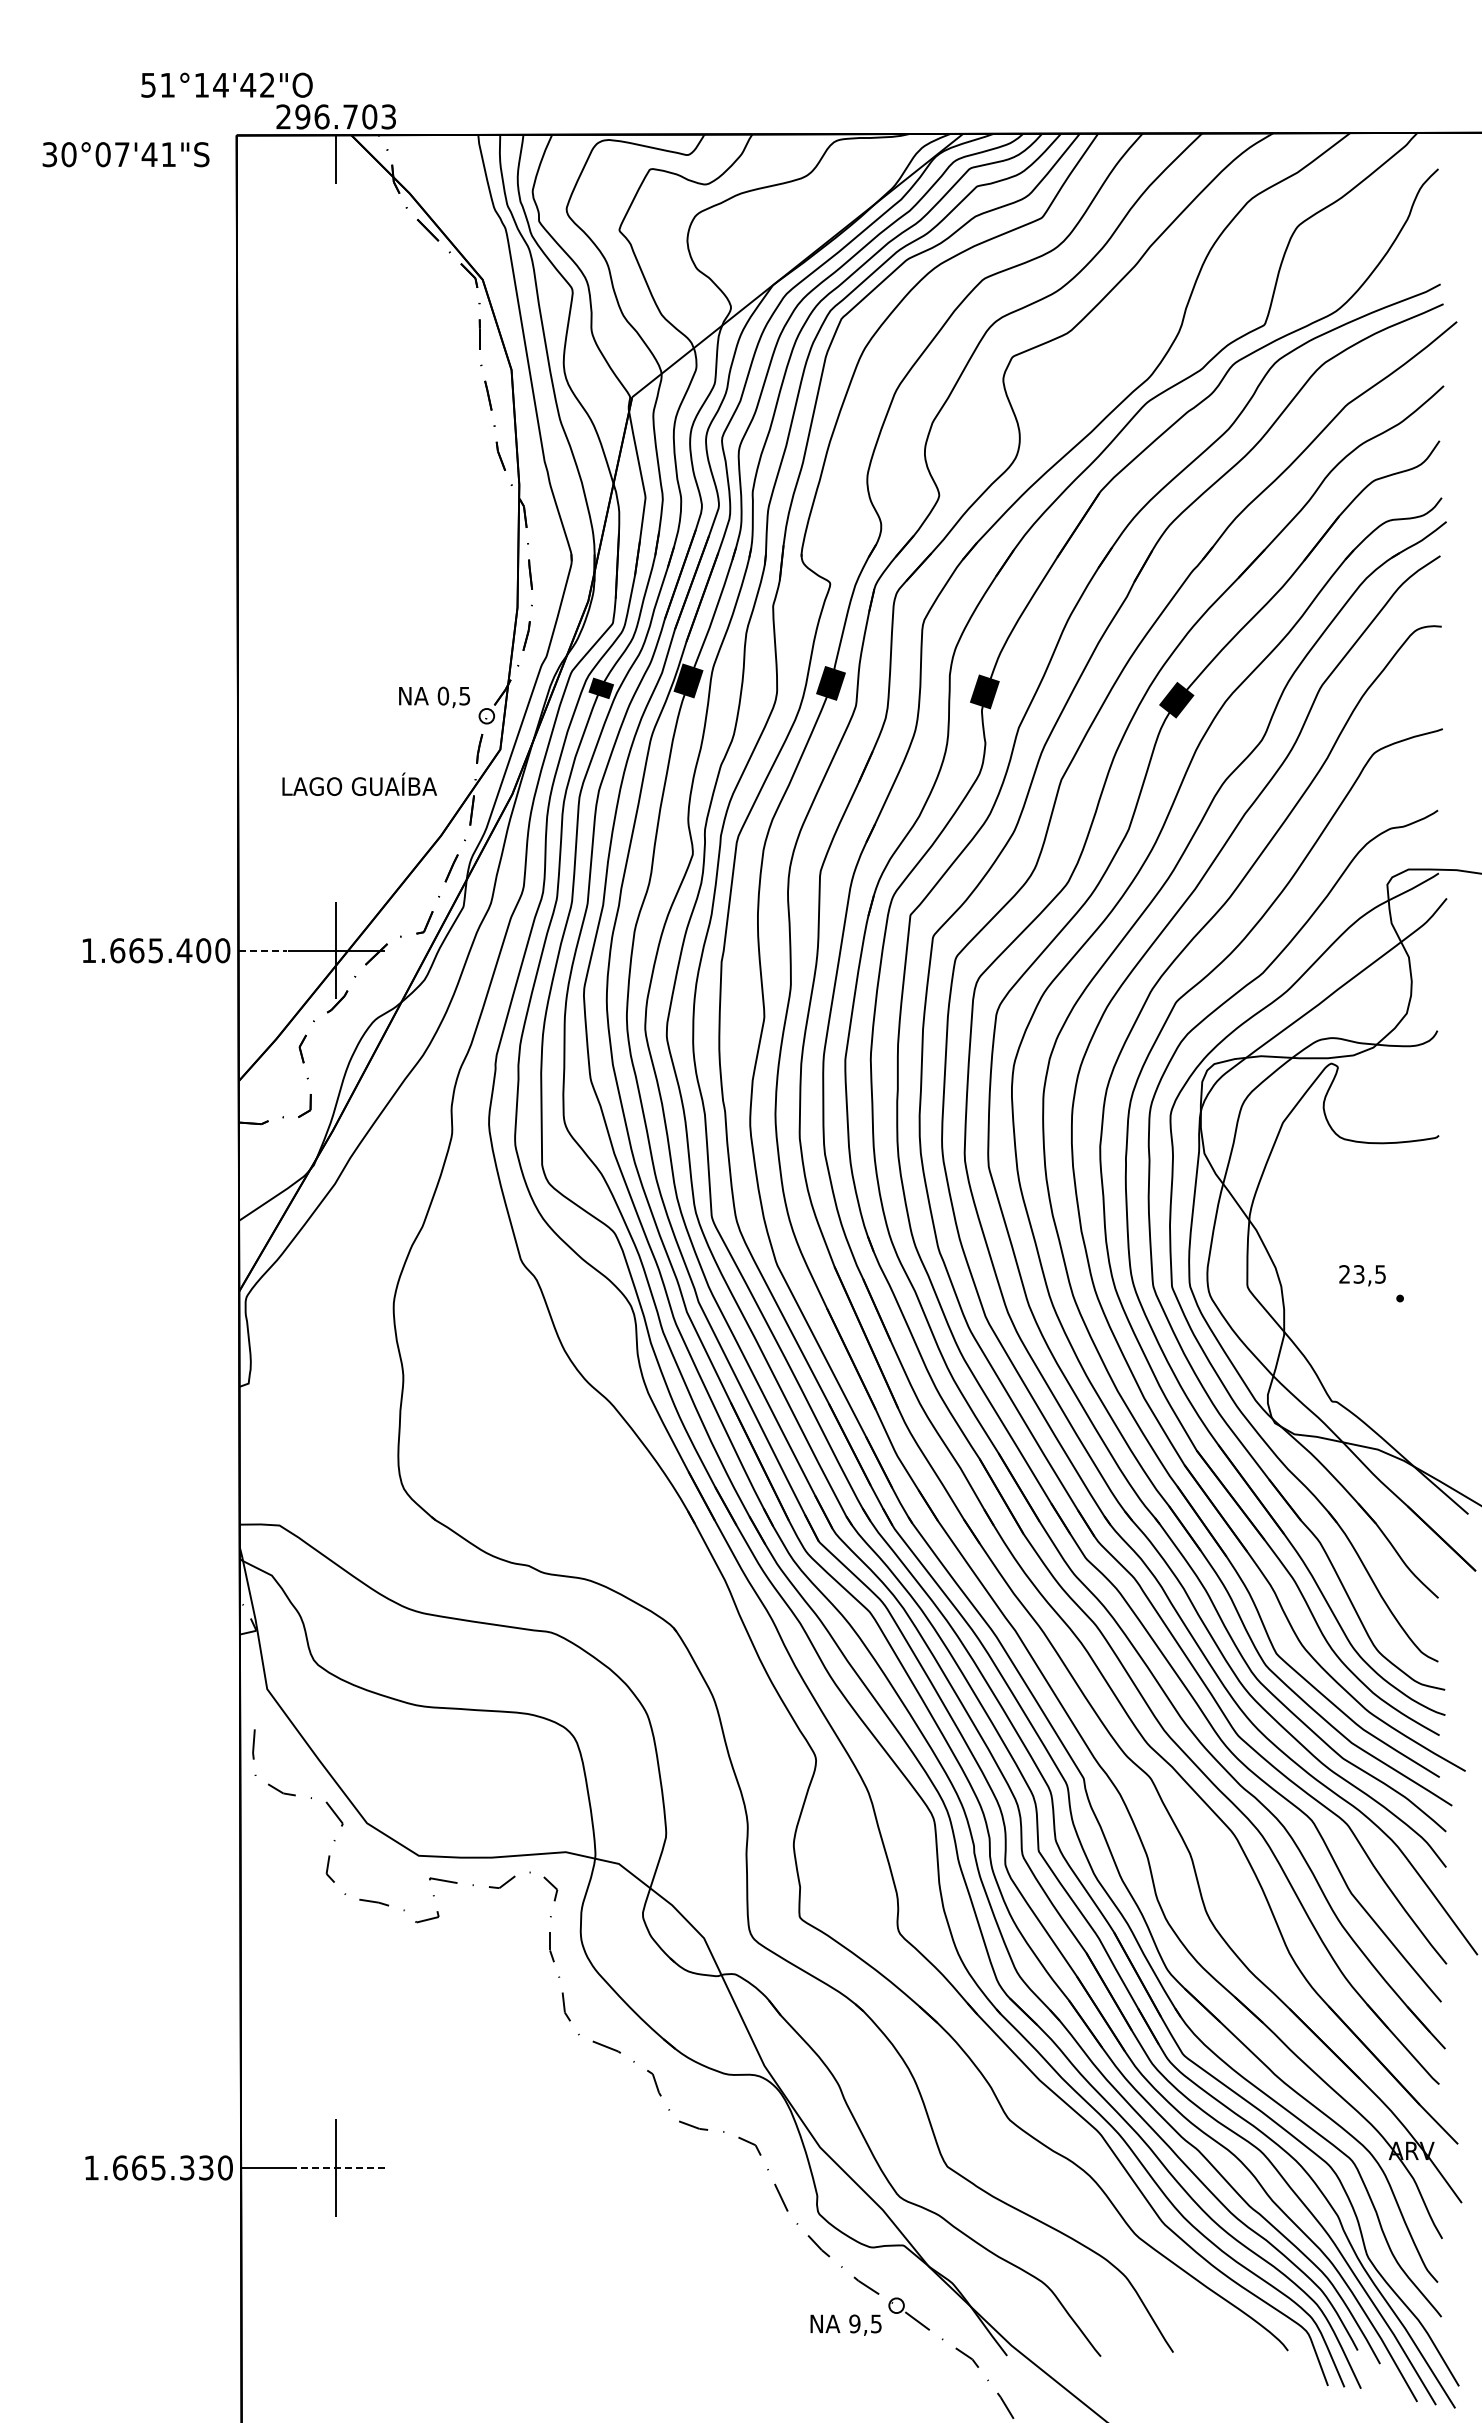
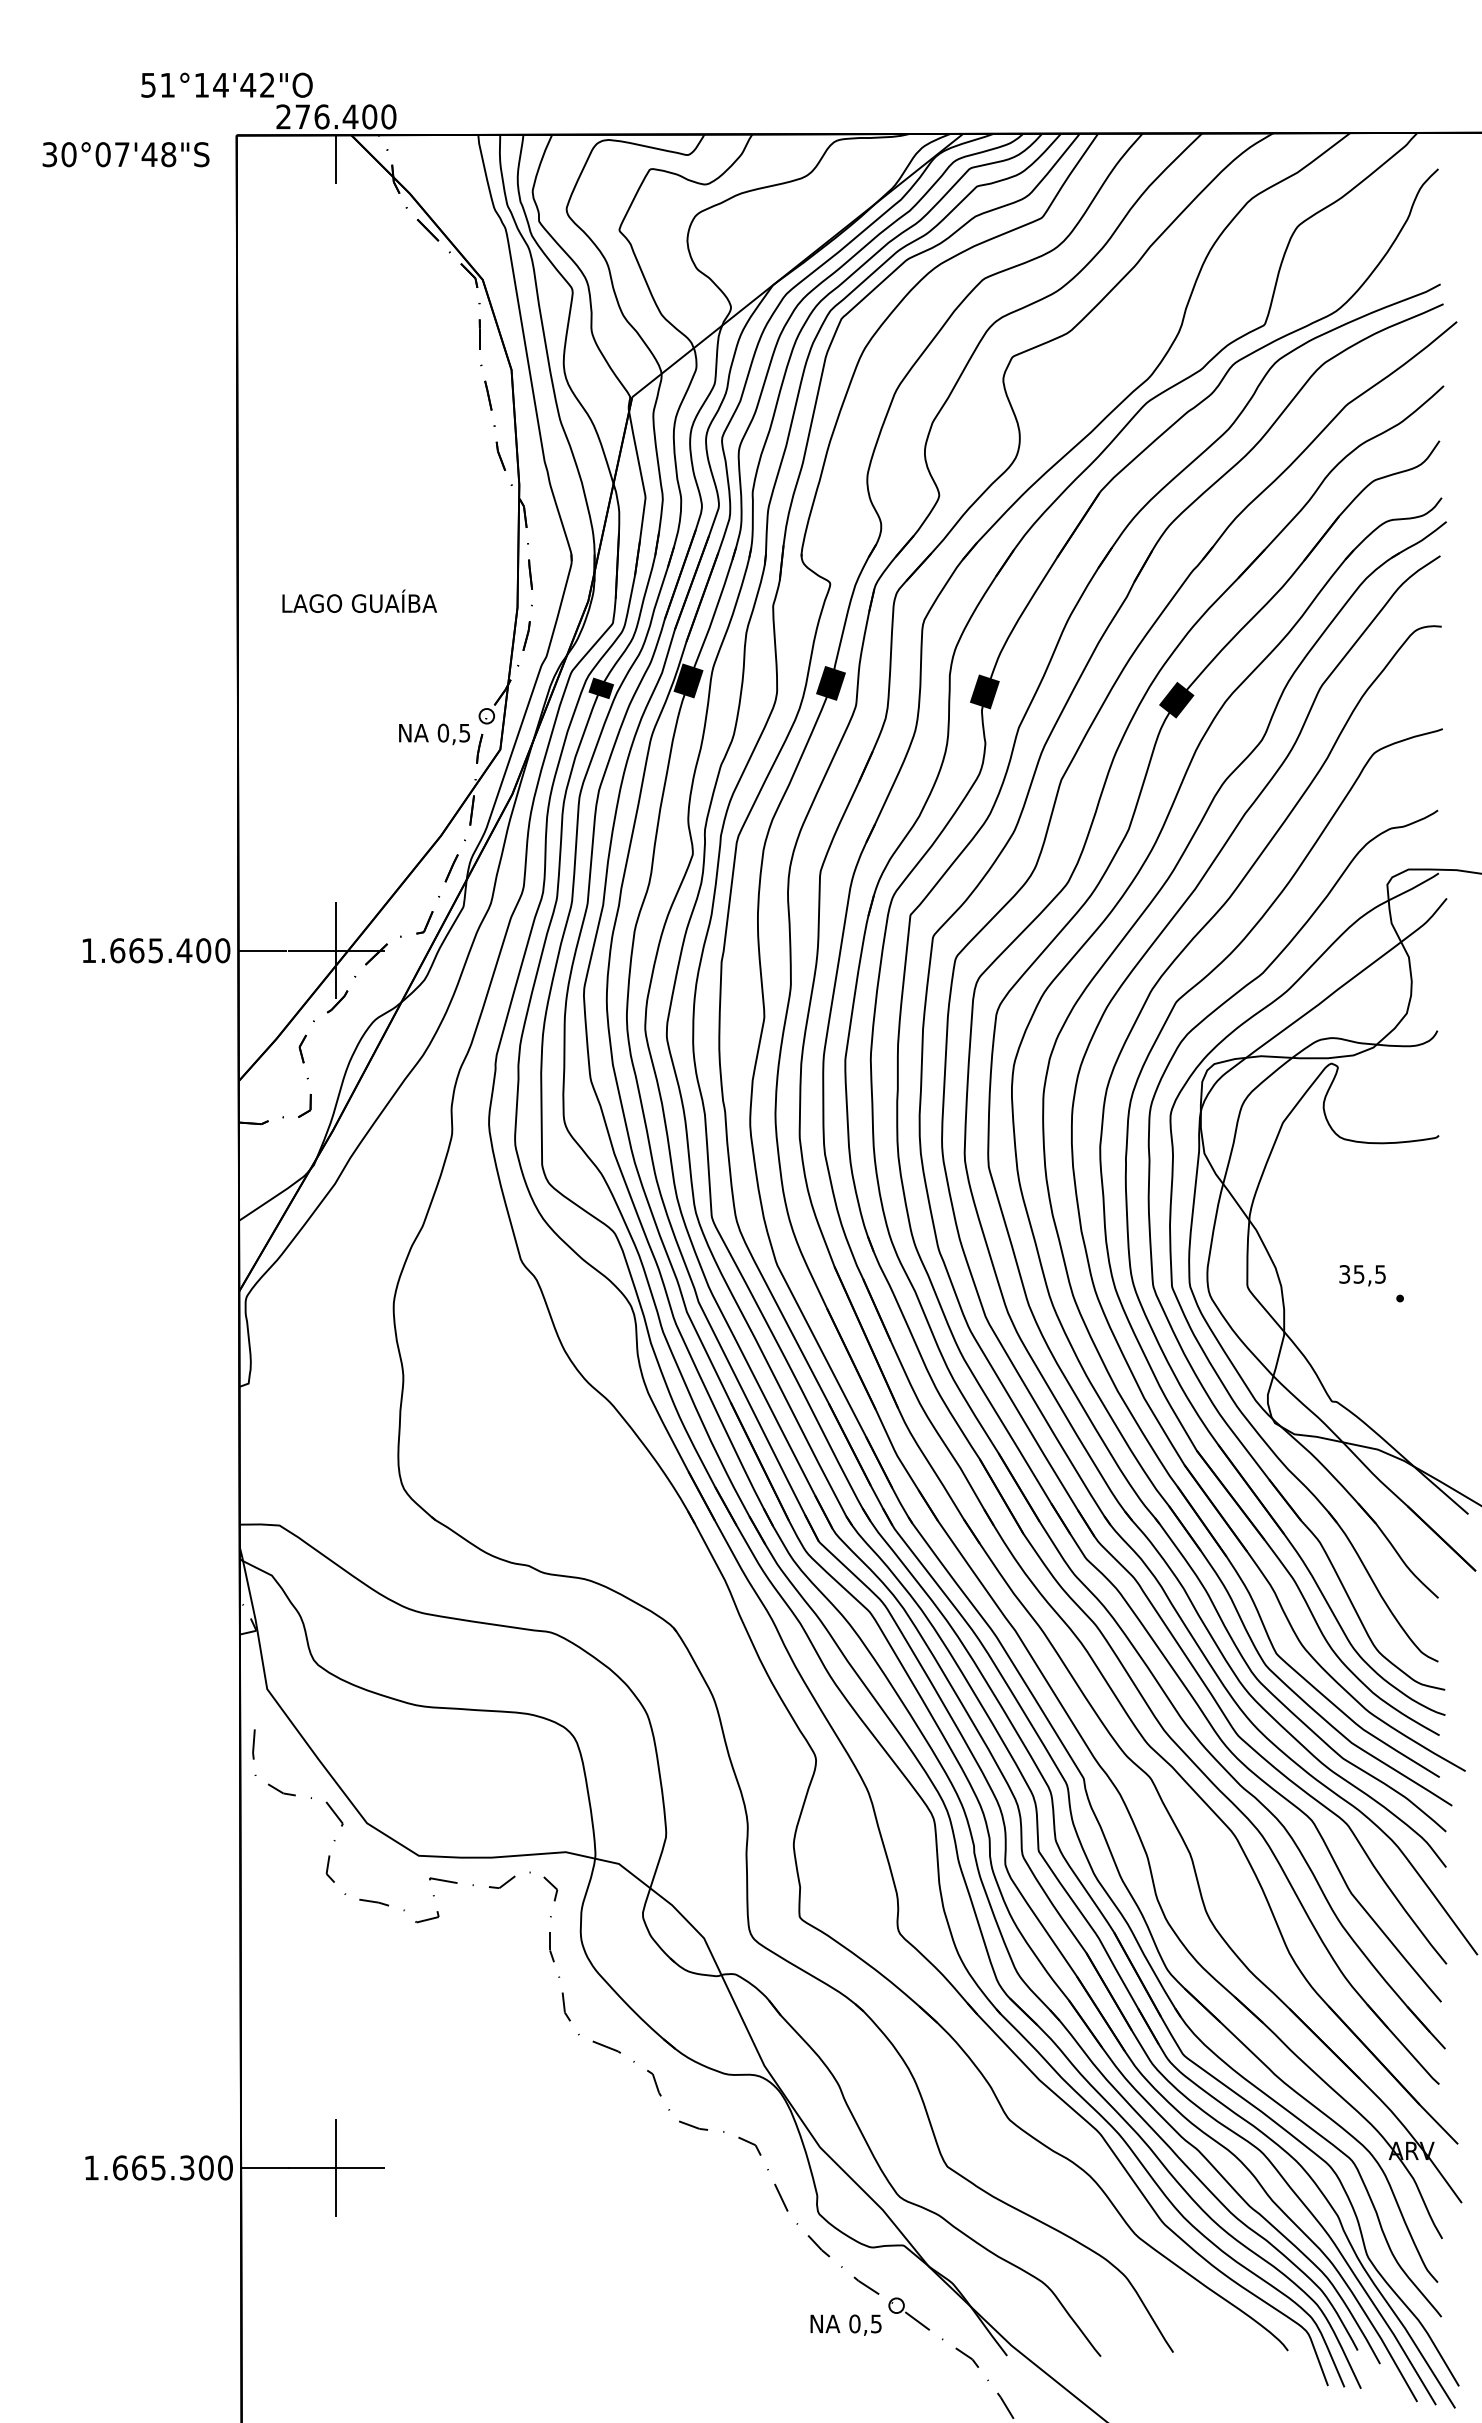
text: 296.703 -> 276.400 (345, 116)
text: 30°07'41"S -> 30°07'48"S (168, 154)
text position: (434, 697) -> (434, 734) (434, 734)
text position: (359, 783) -> (359, 600) (359, 600)
line: dashed -> solid (263, 950)
text: 23,5 -> 35,5 (1351, 1274)
text: 1.665.330 -> 1.665.300 (205, 2167)
line: dashed -> solid (336, 2167)
text: 9,5 -> 0,5 (854, 2323)
